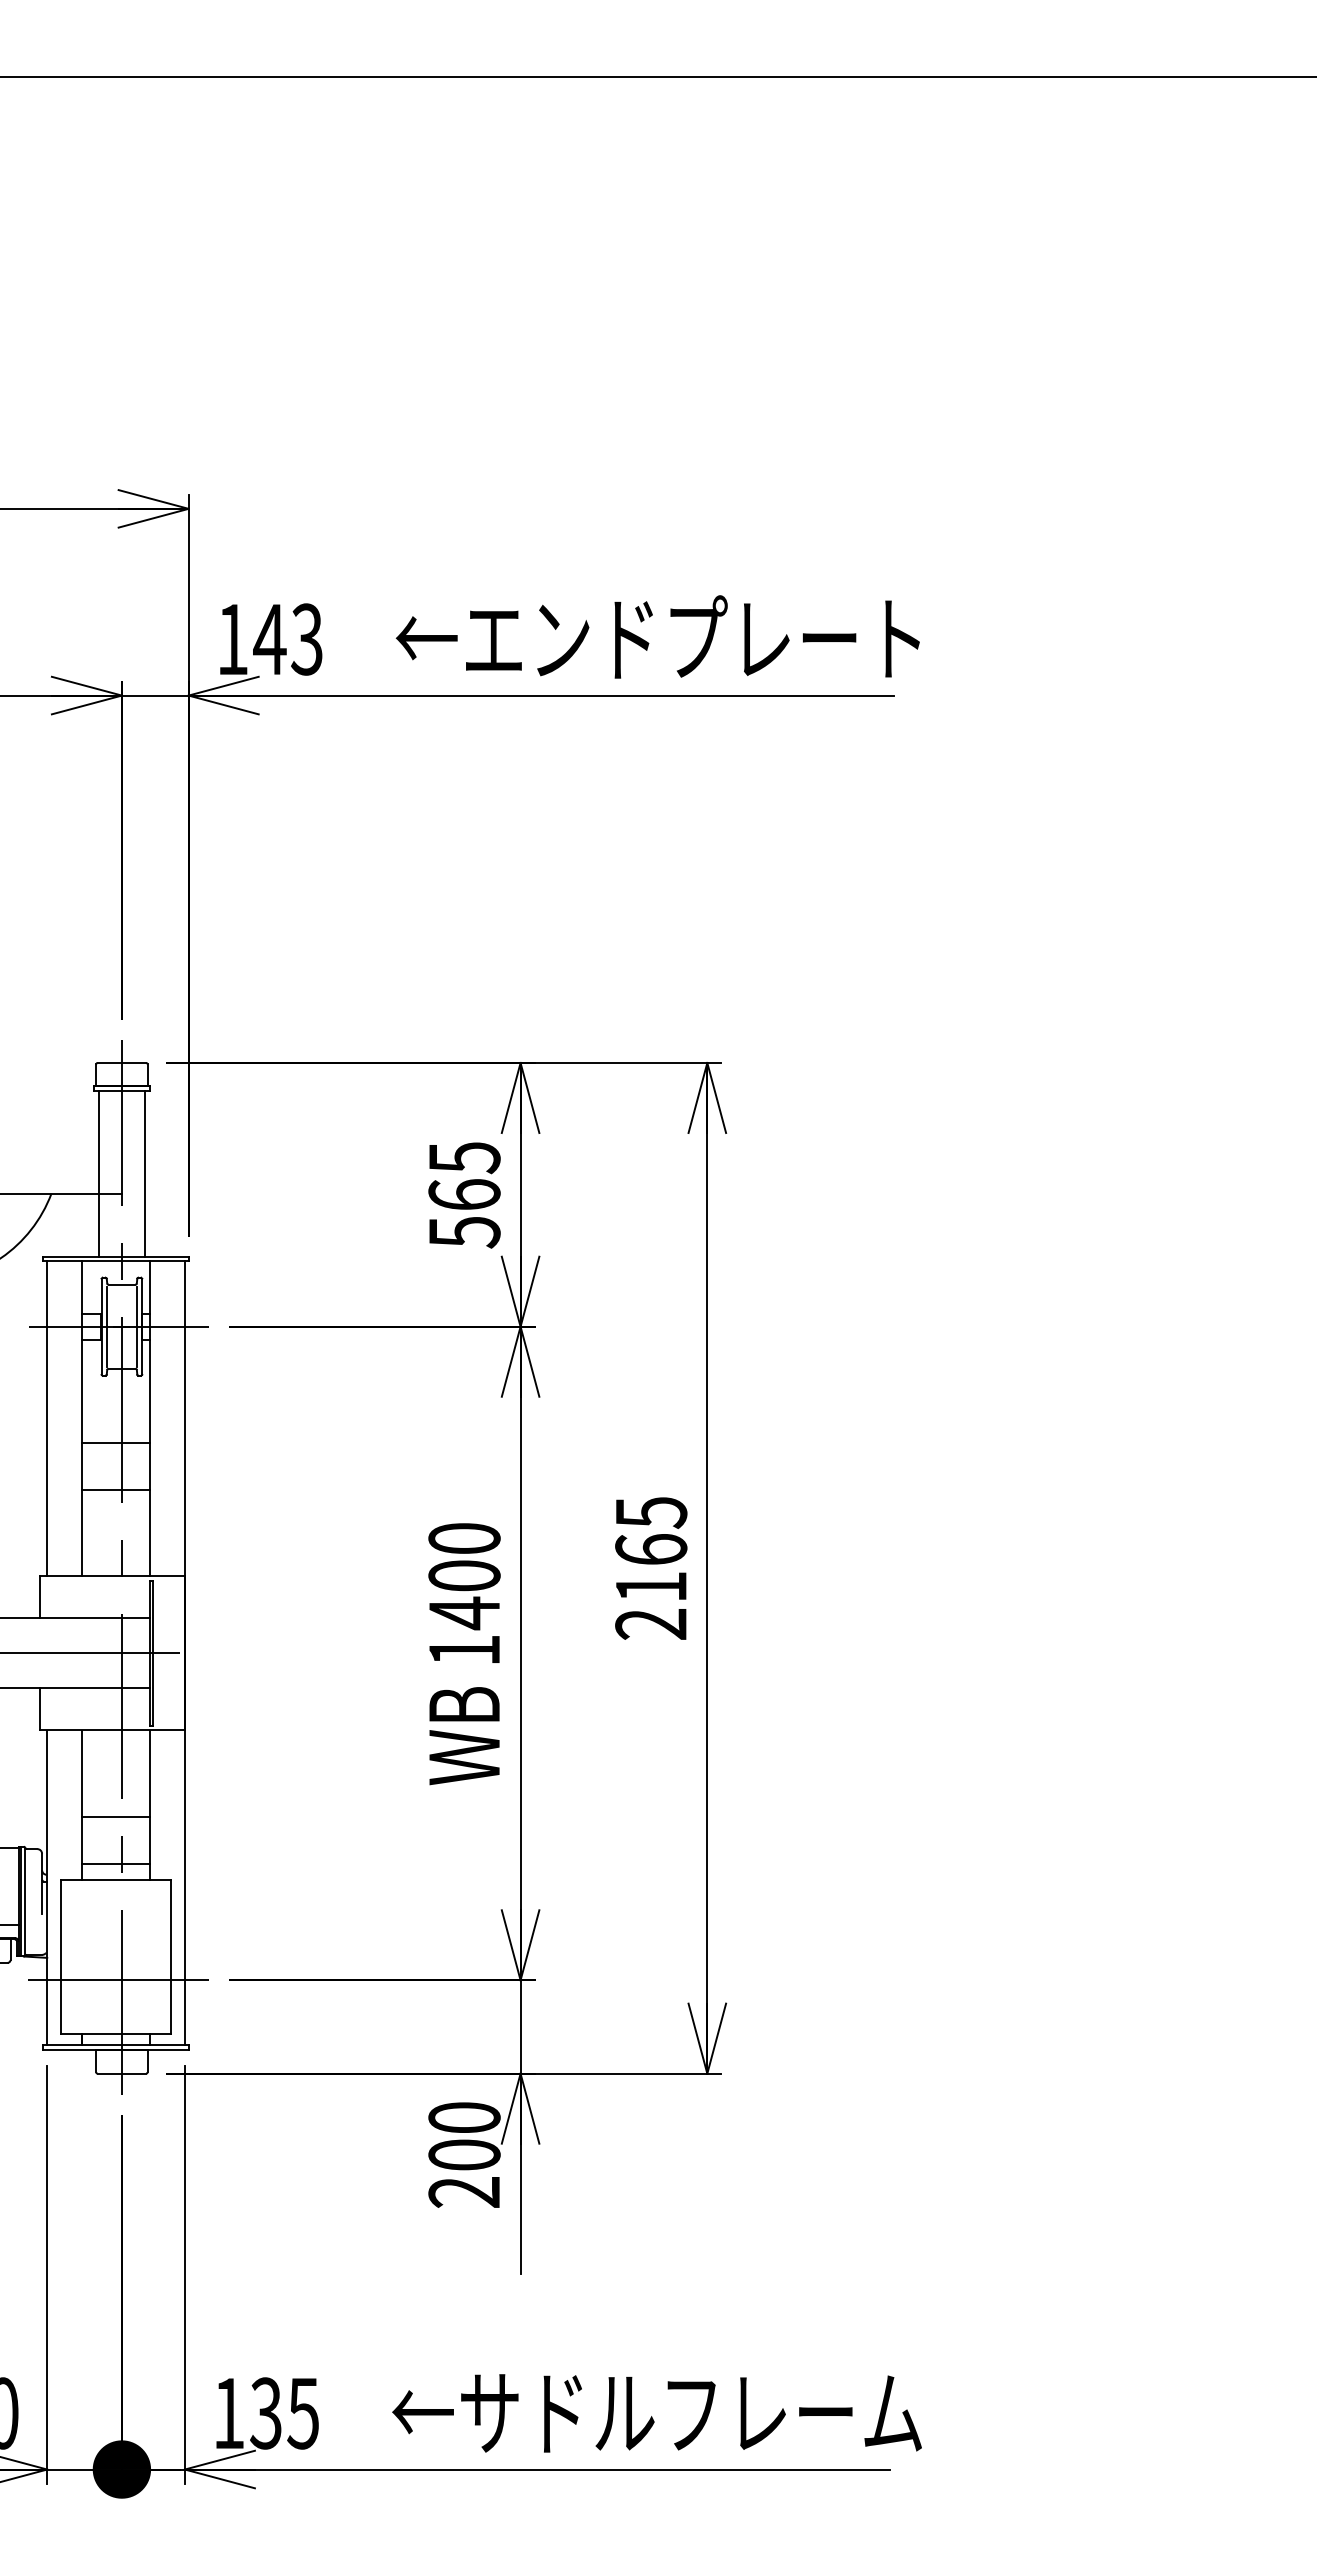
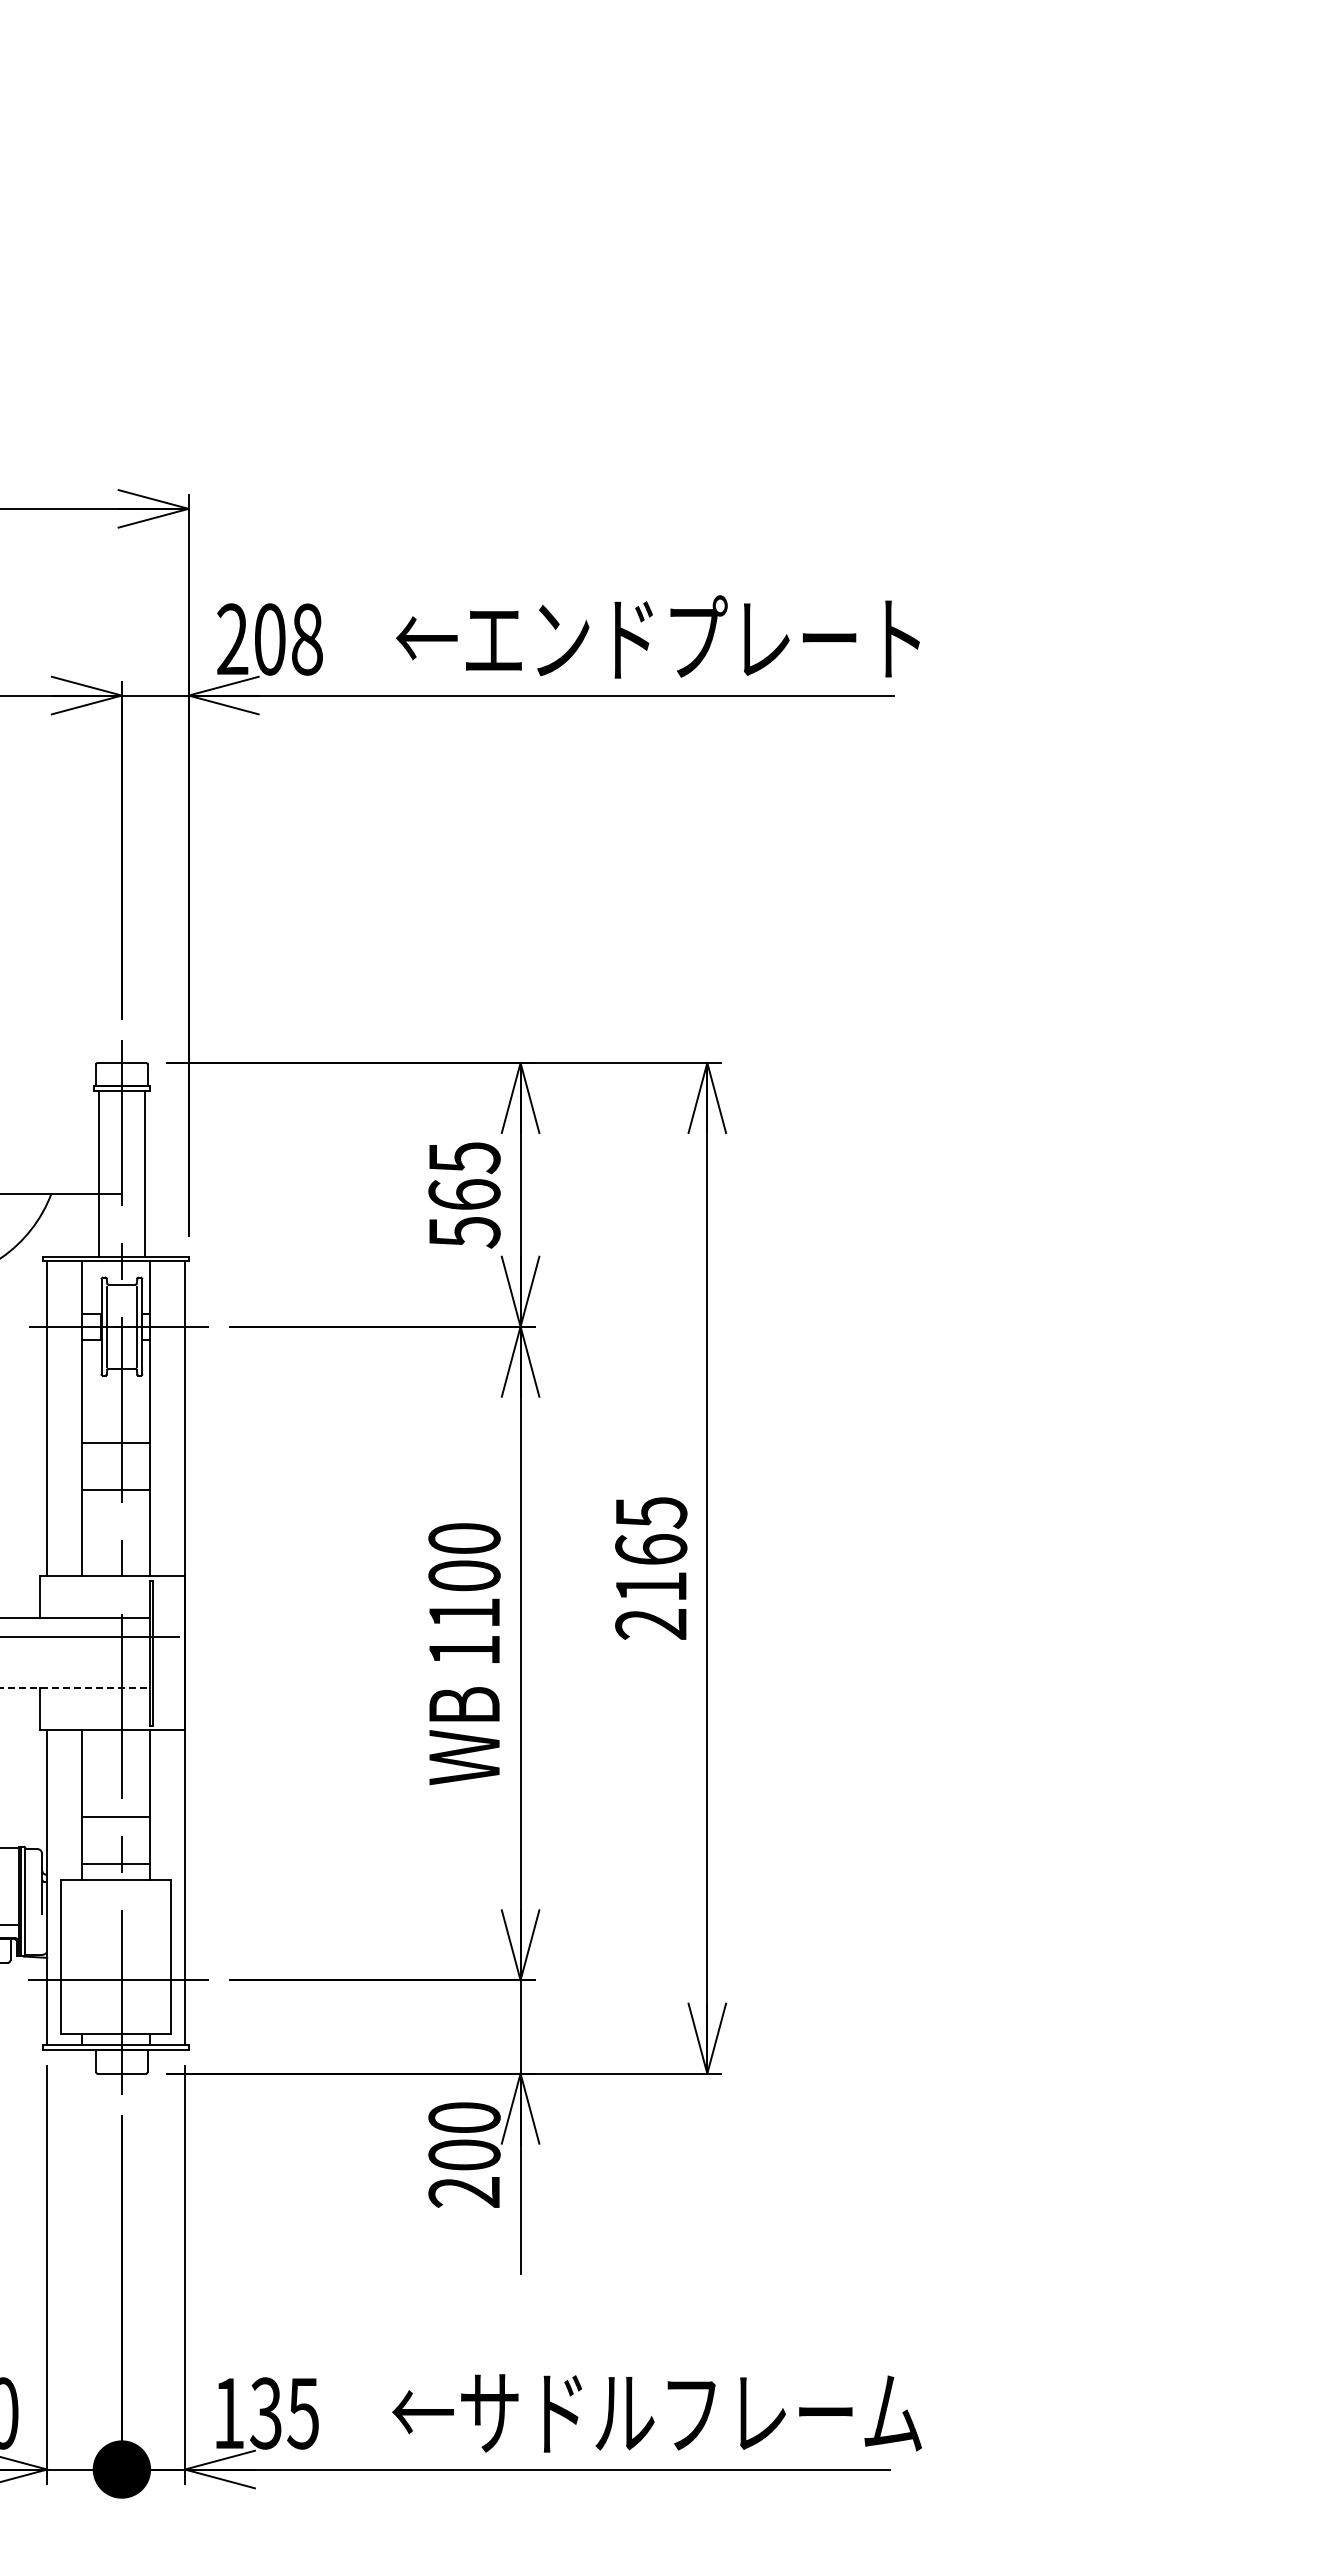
line: present -> none (657, 77)
text: 143 -> 208 (269, 639)
text: 1400 -> 1100 (464, 1613)
line position: (94, 1653) -> (94, 1637) (94, 1637)
line: solid -> dashed (75, 1688)
